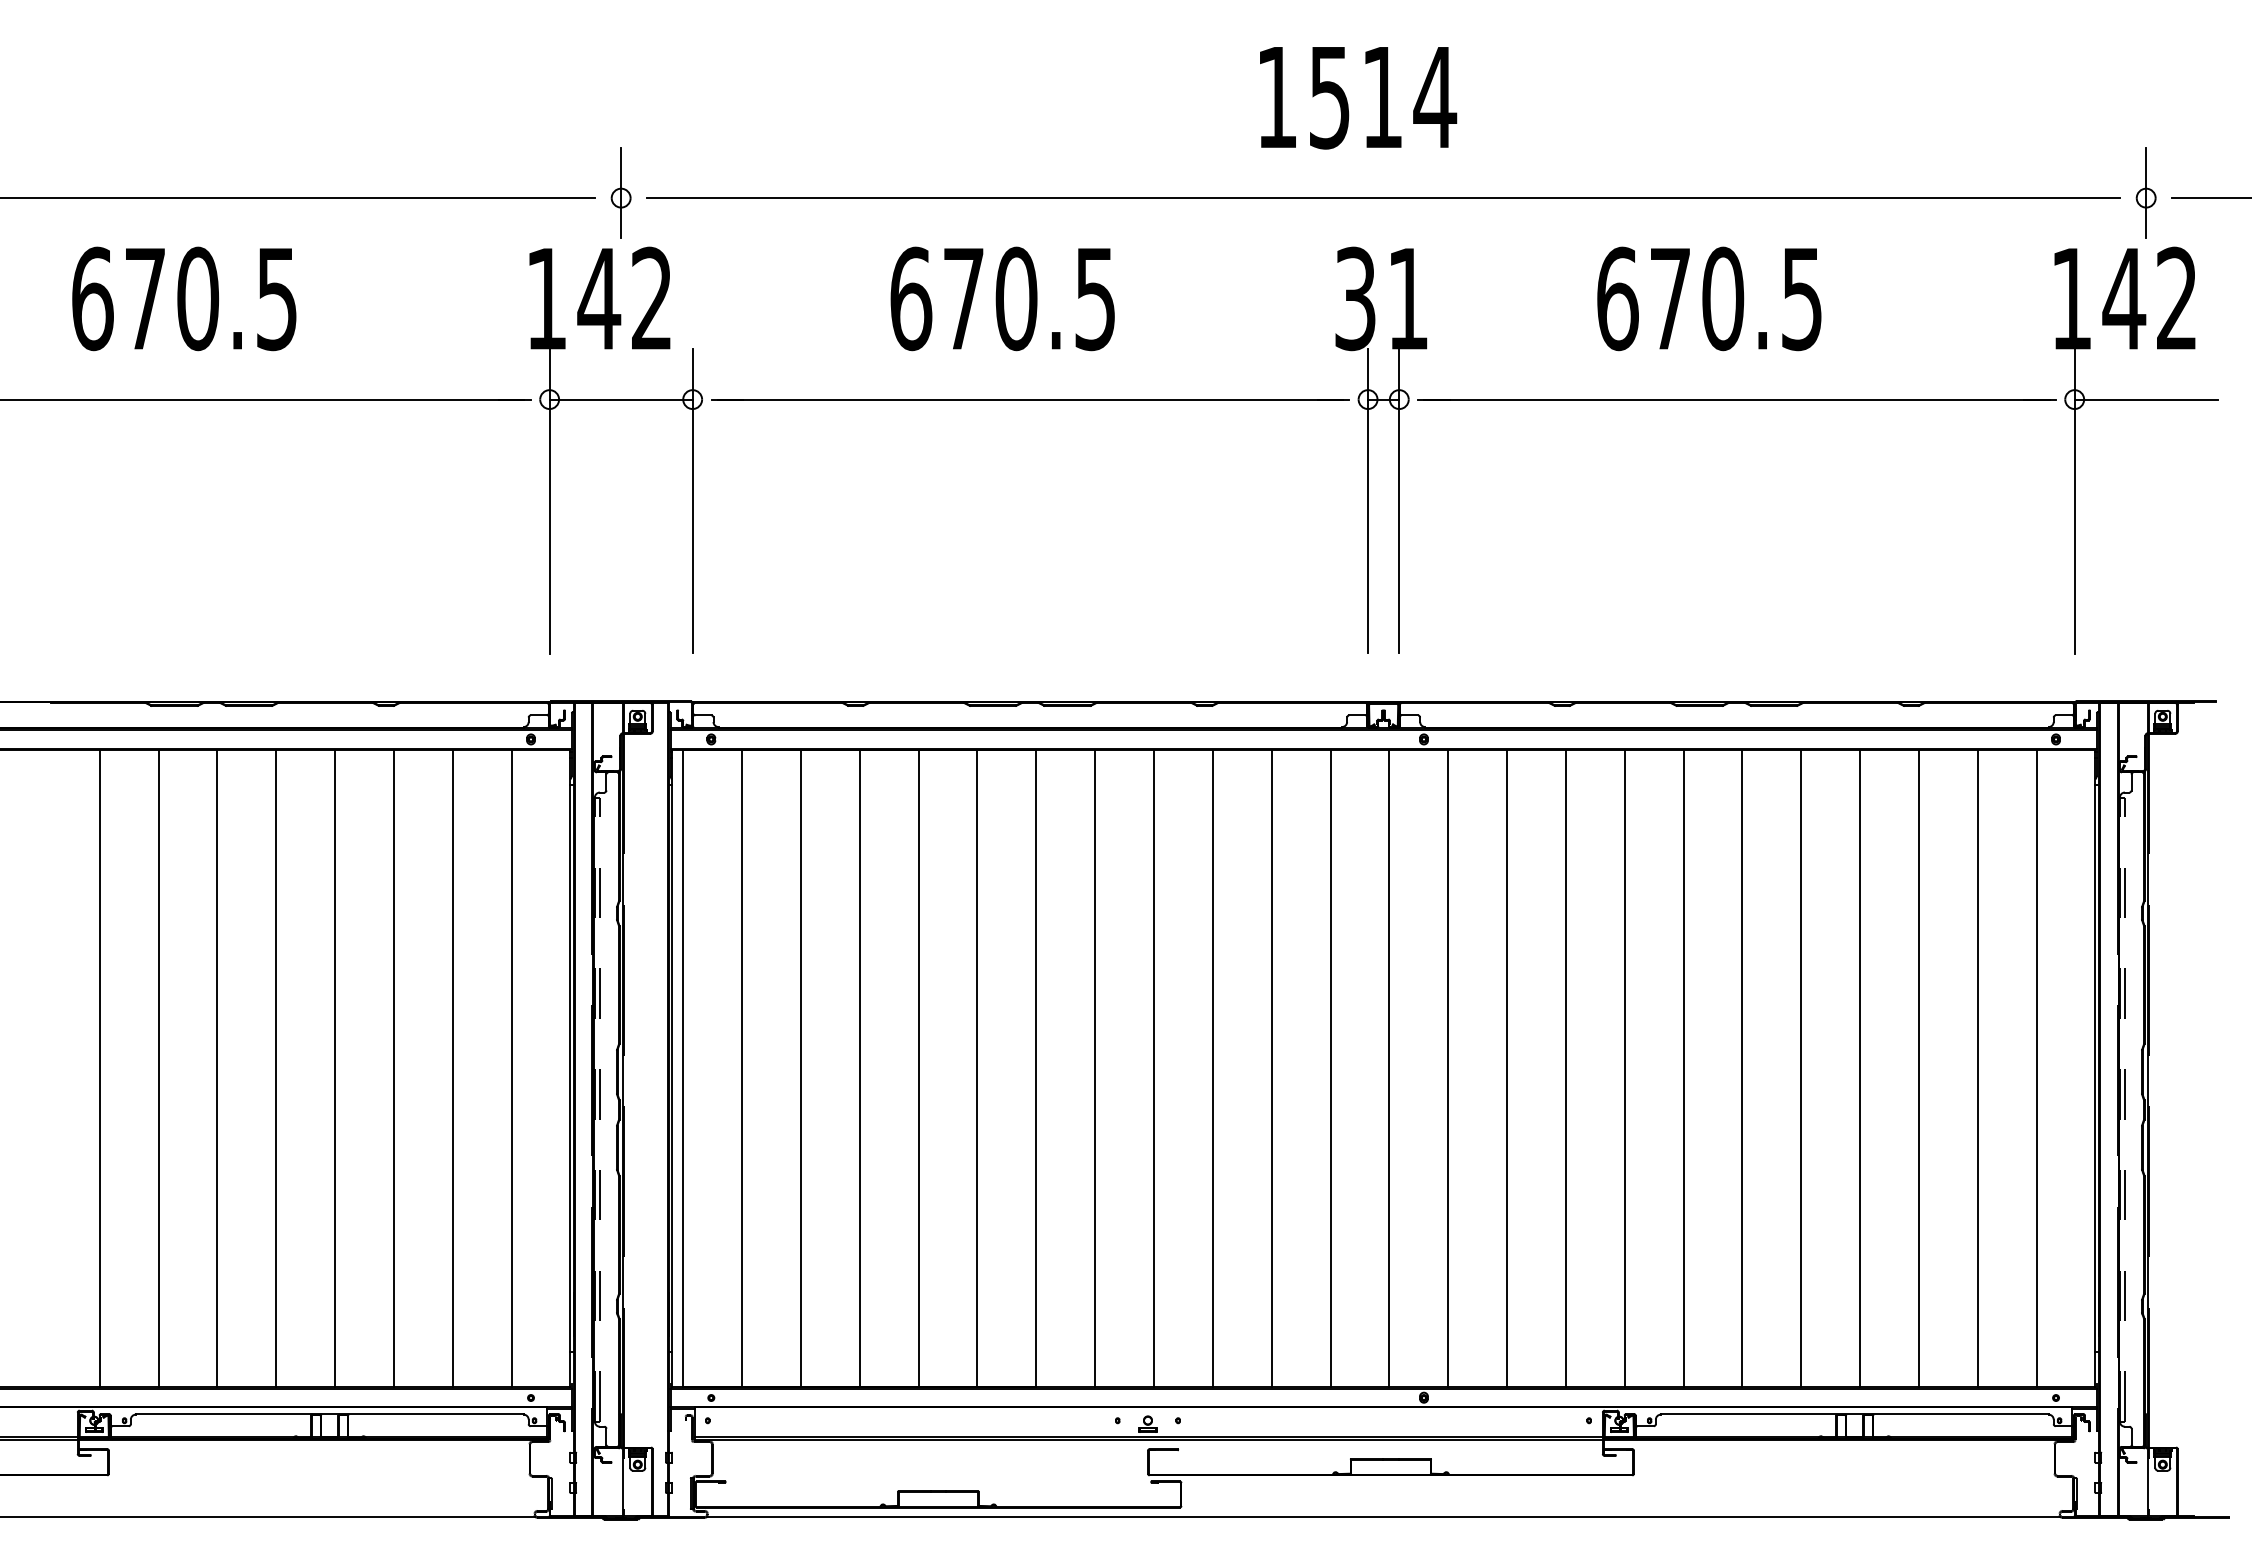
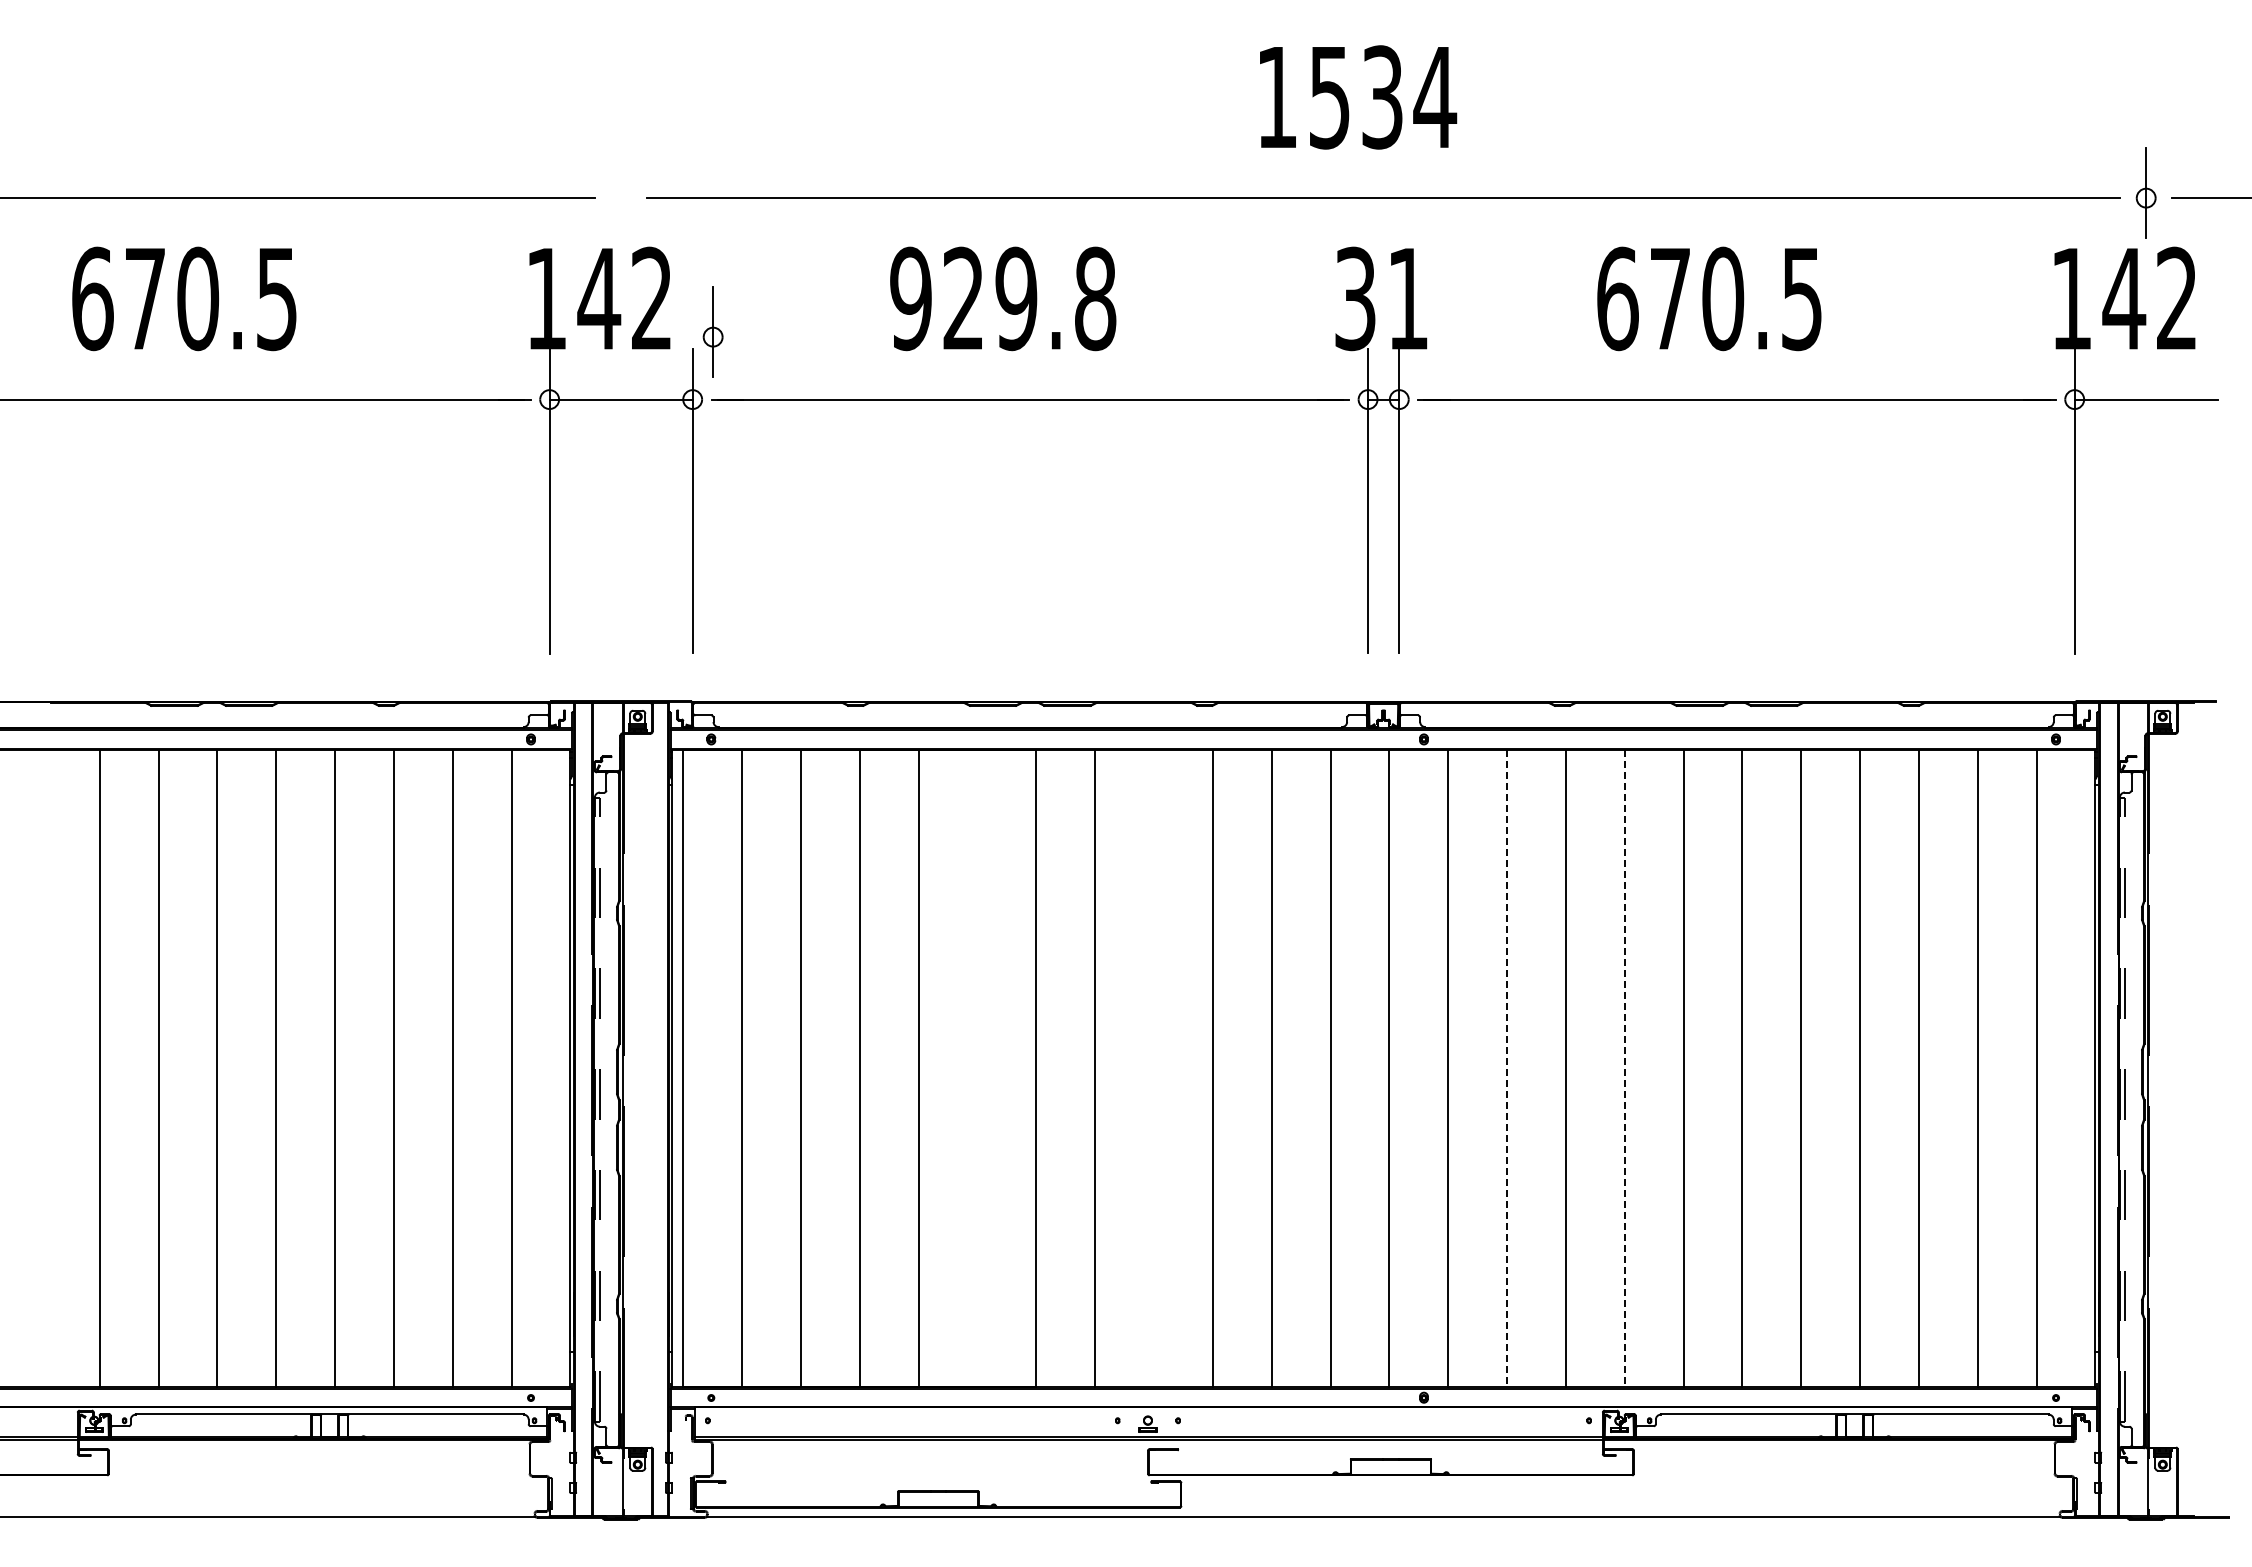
text: 1514 -> 1534 (1382, 97)
part position: (620, 192) -> (712, 331) (712, 331)
text: 670.5 -> 929.8 (1003, 298)
line: present -> none (977, 1068)
line: present -> none (1153, 1068)
line: solid -> dashed (1506, 1068)
line: solid -> dashed (1624, 1068)
